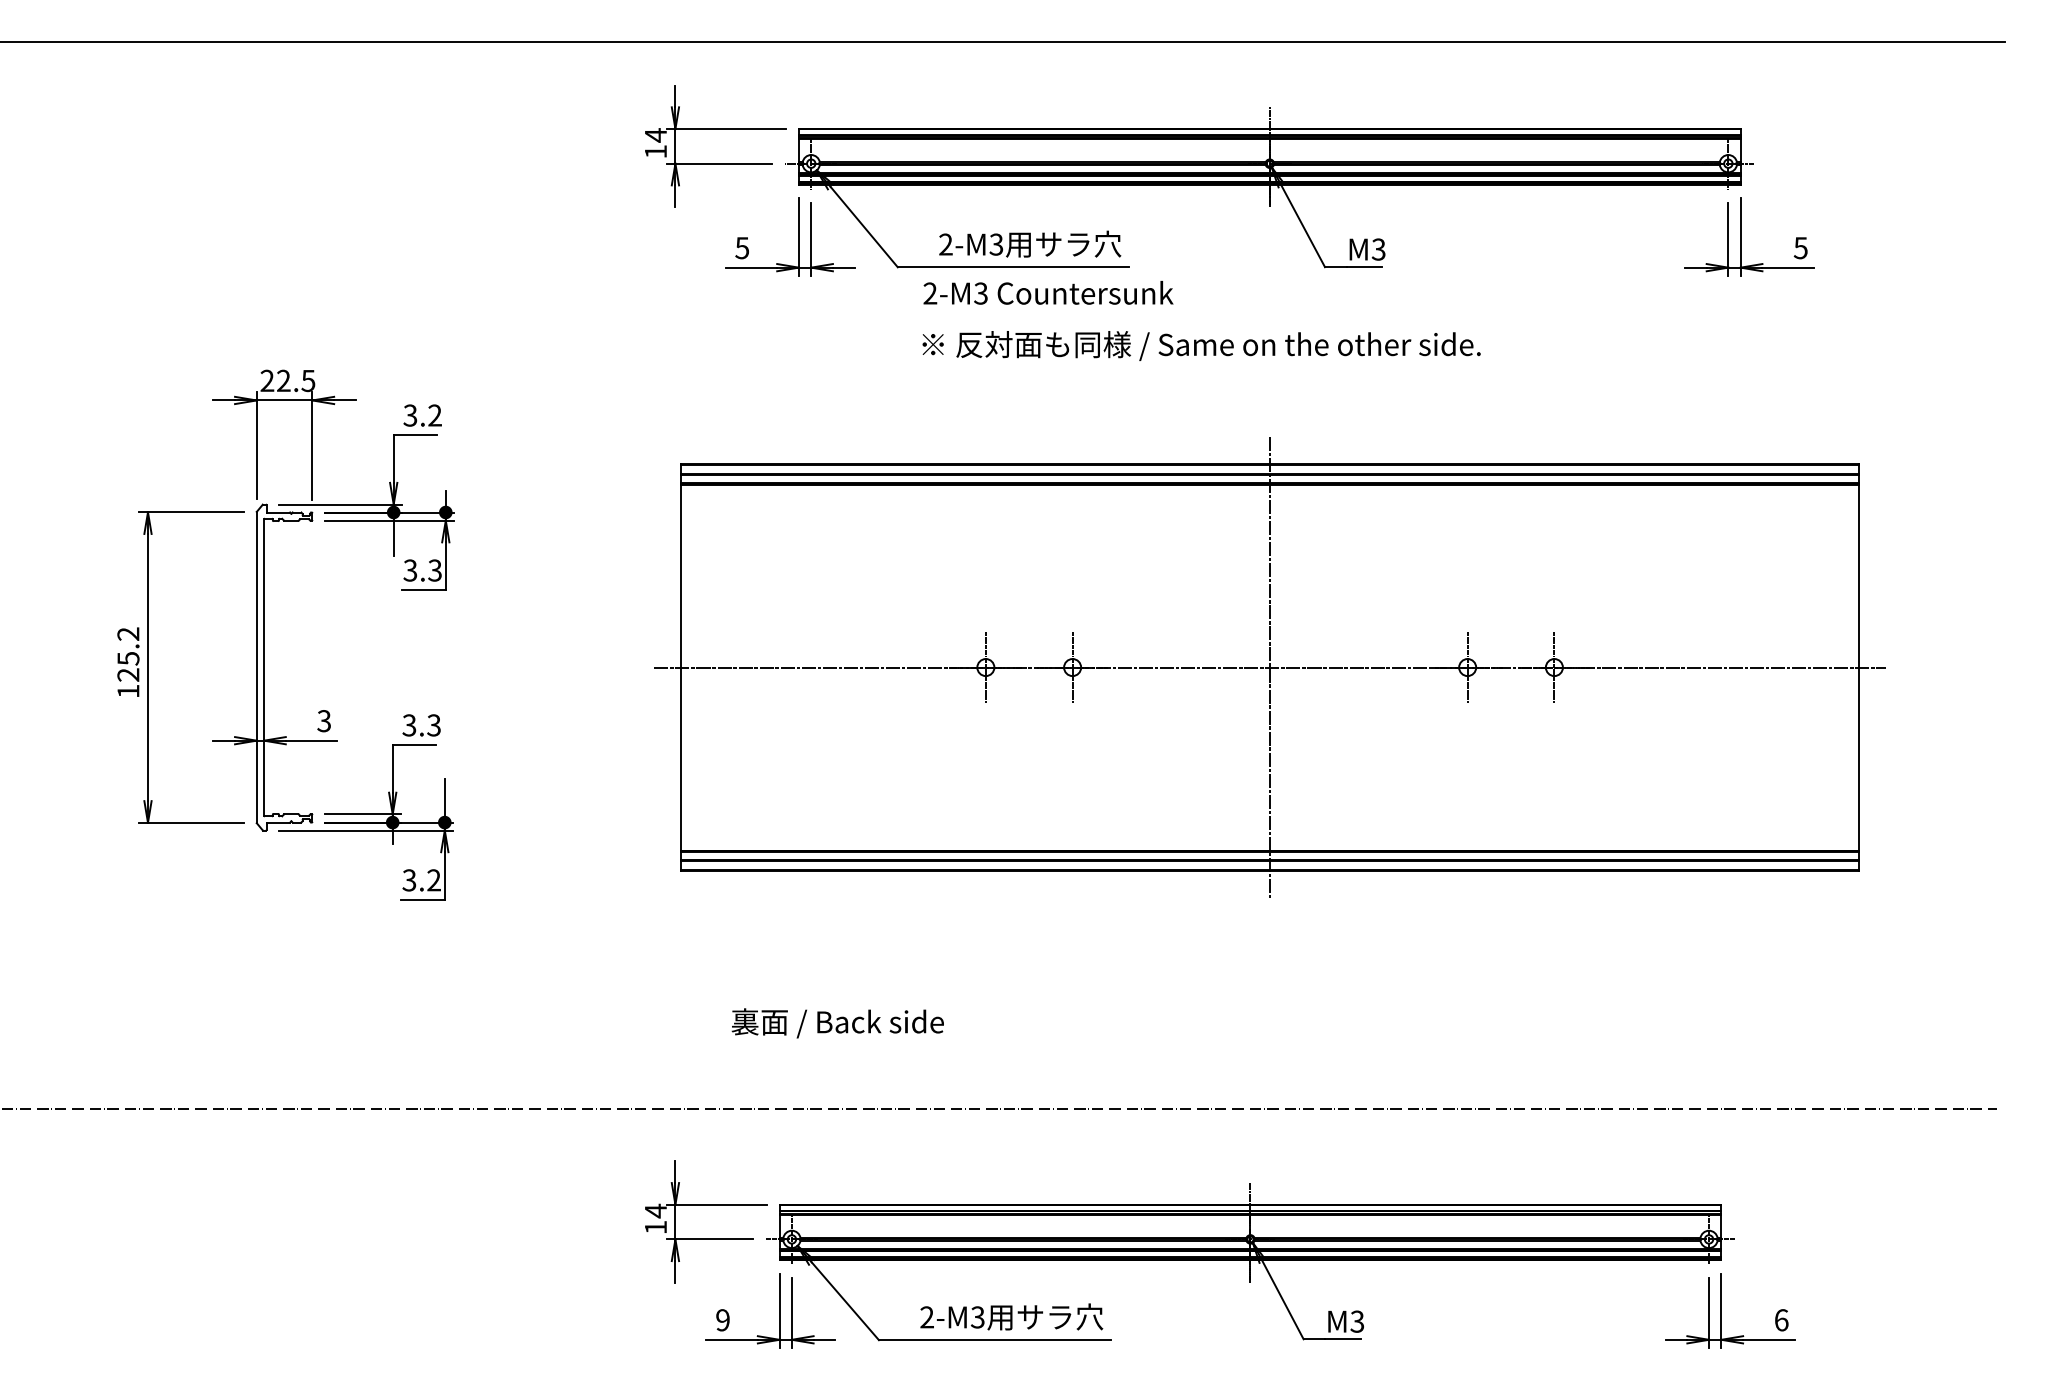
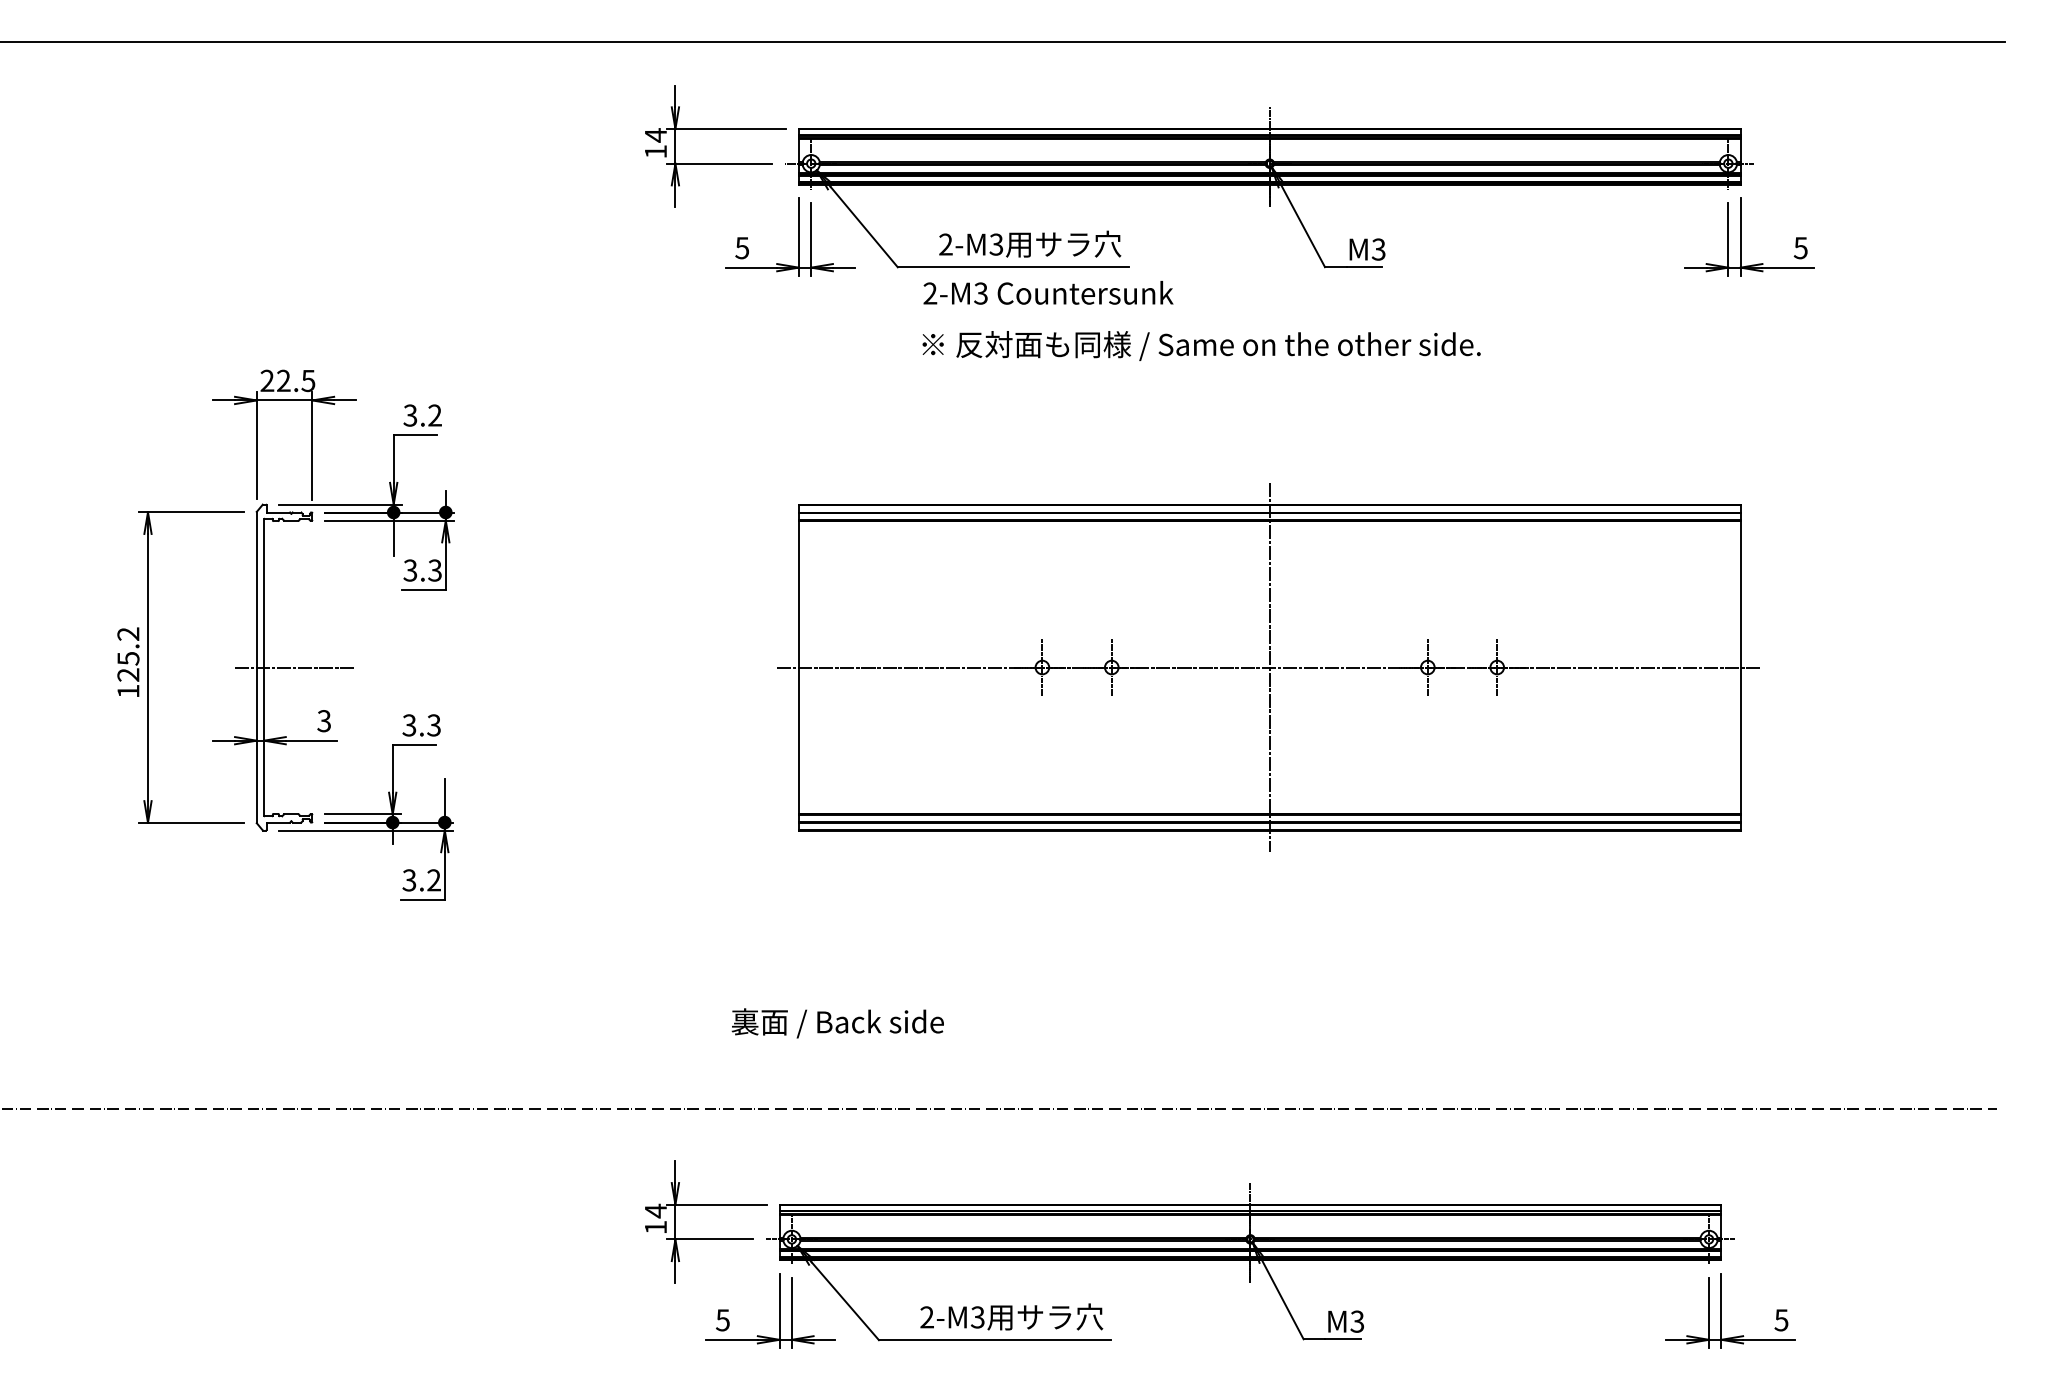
line: none -> present (295, 667)
part size: 1232x461 px -> 983x369 px (1268, 667)
text: 9 -> 5 (722, 1320)
text: 6 -> 5 (1781, 1320)
